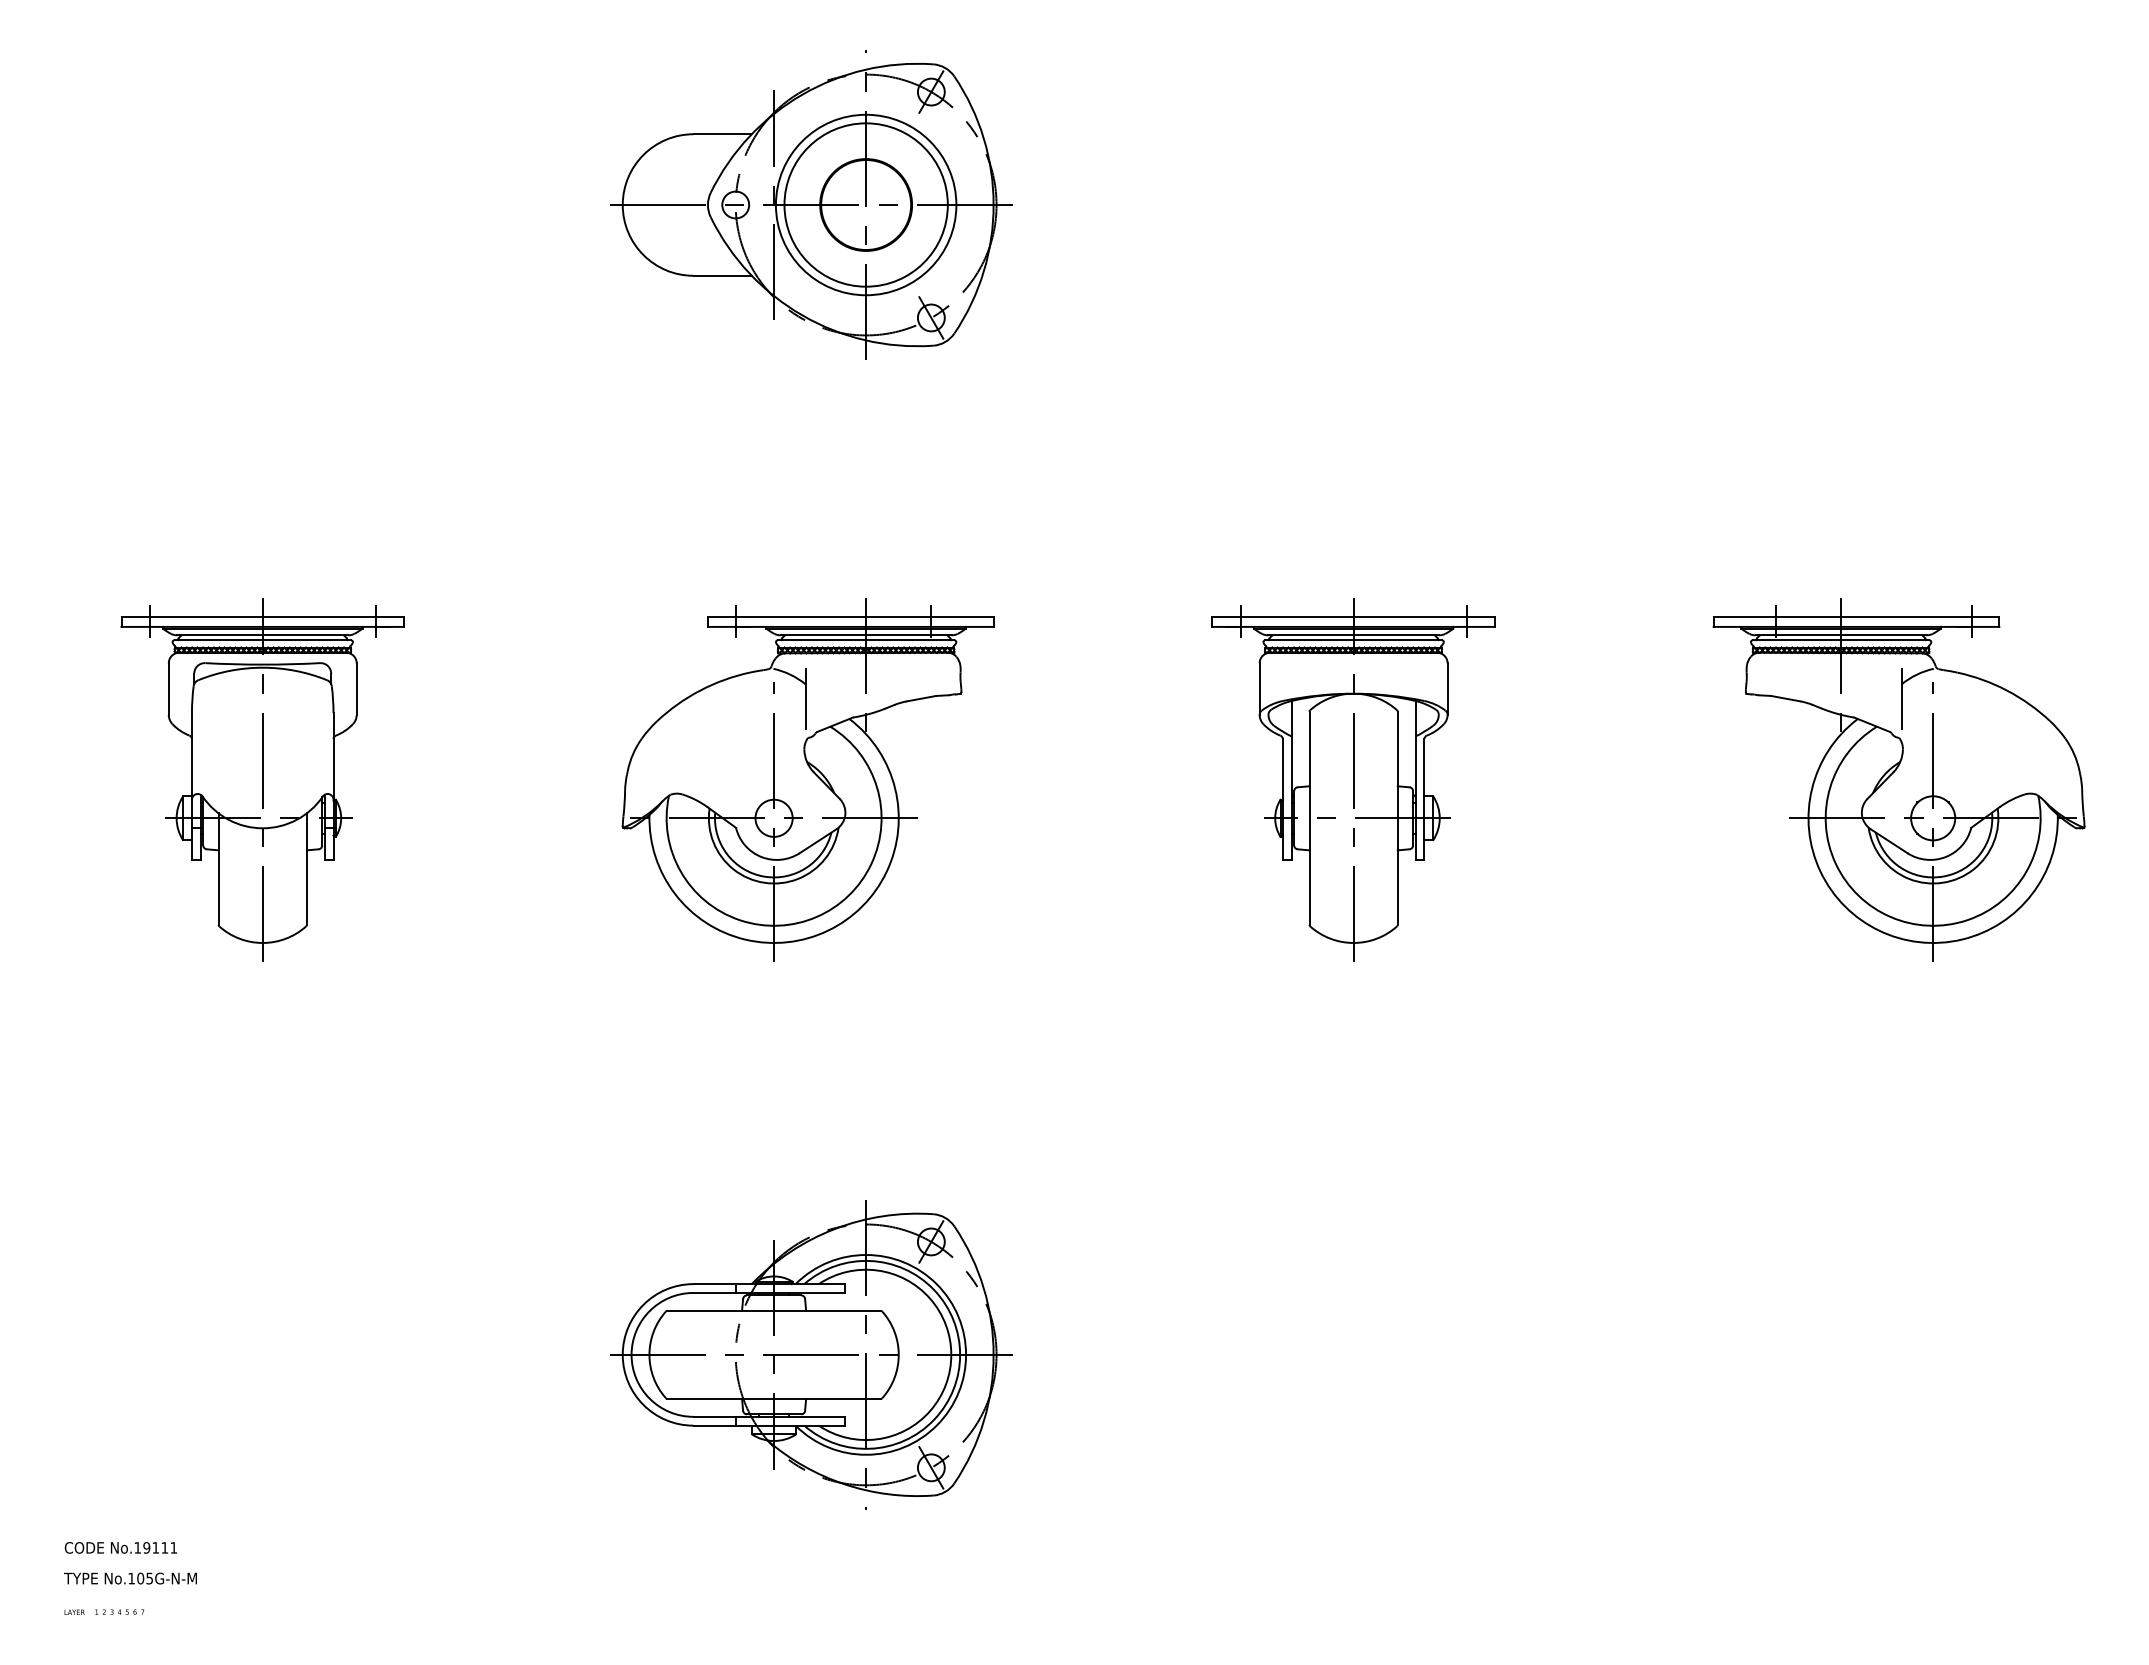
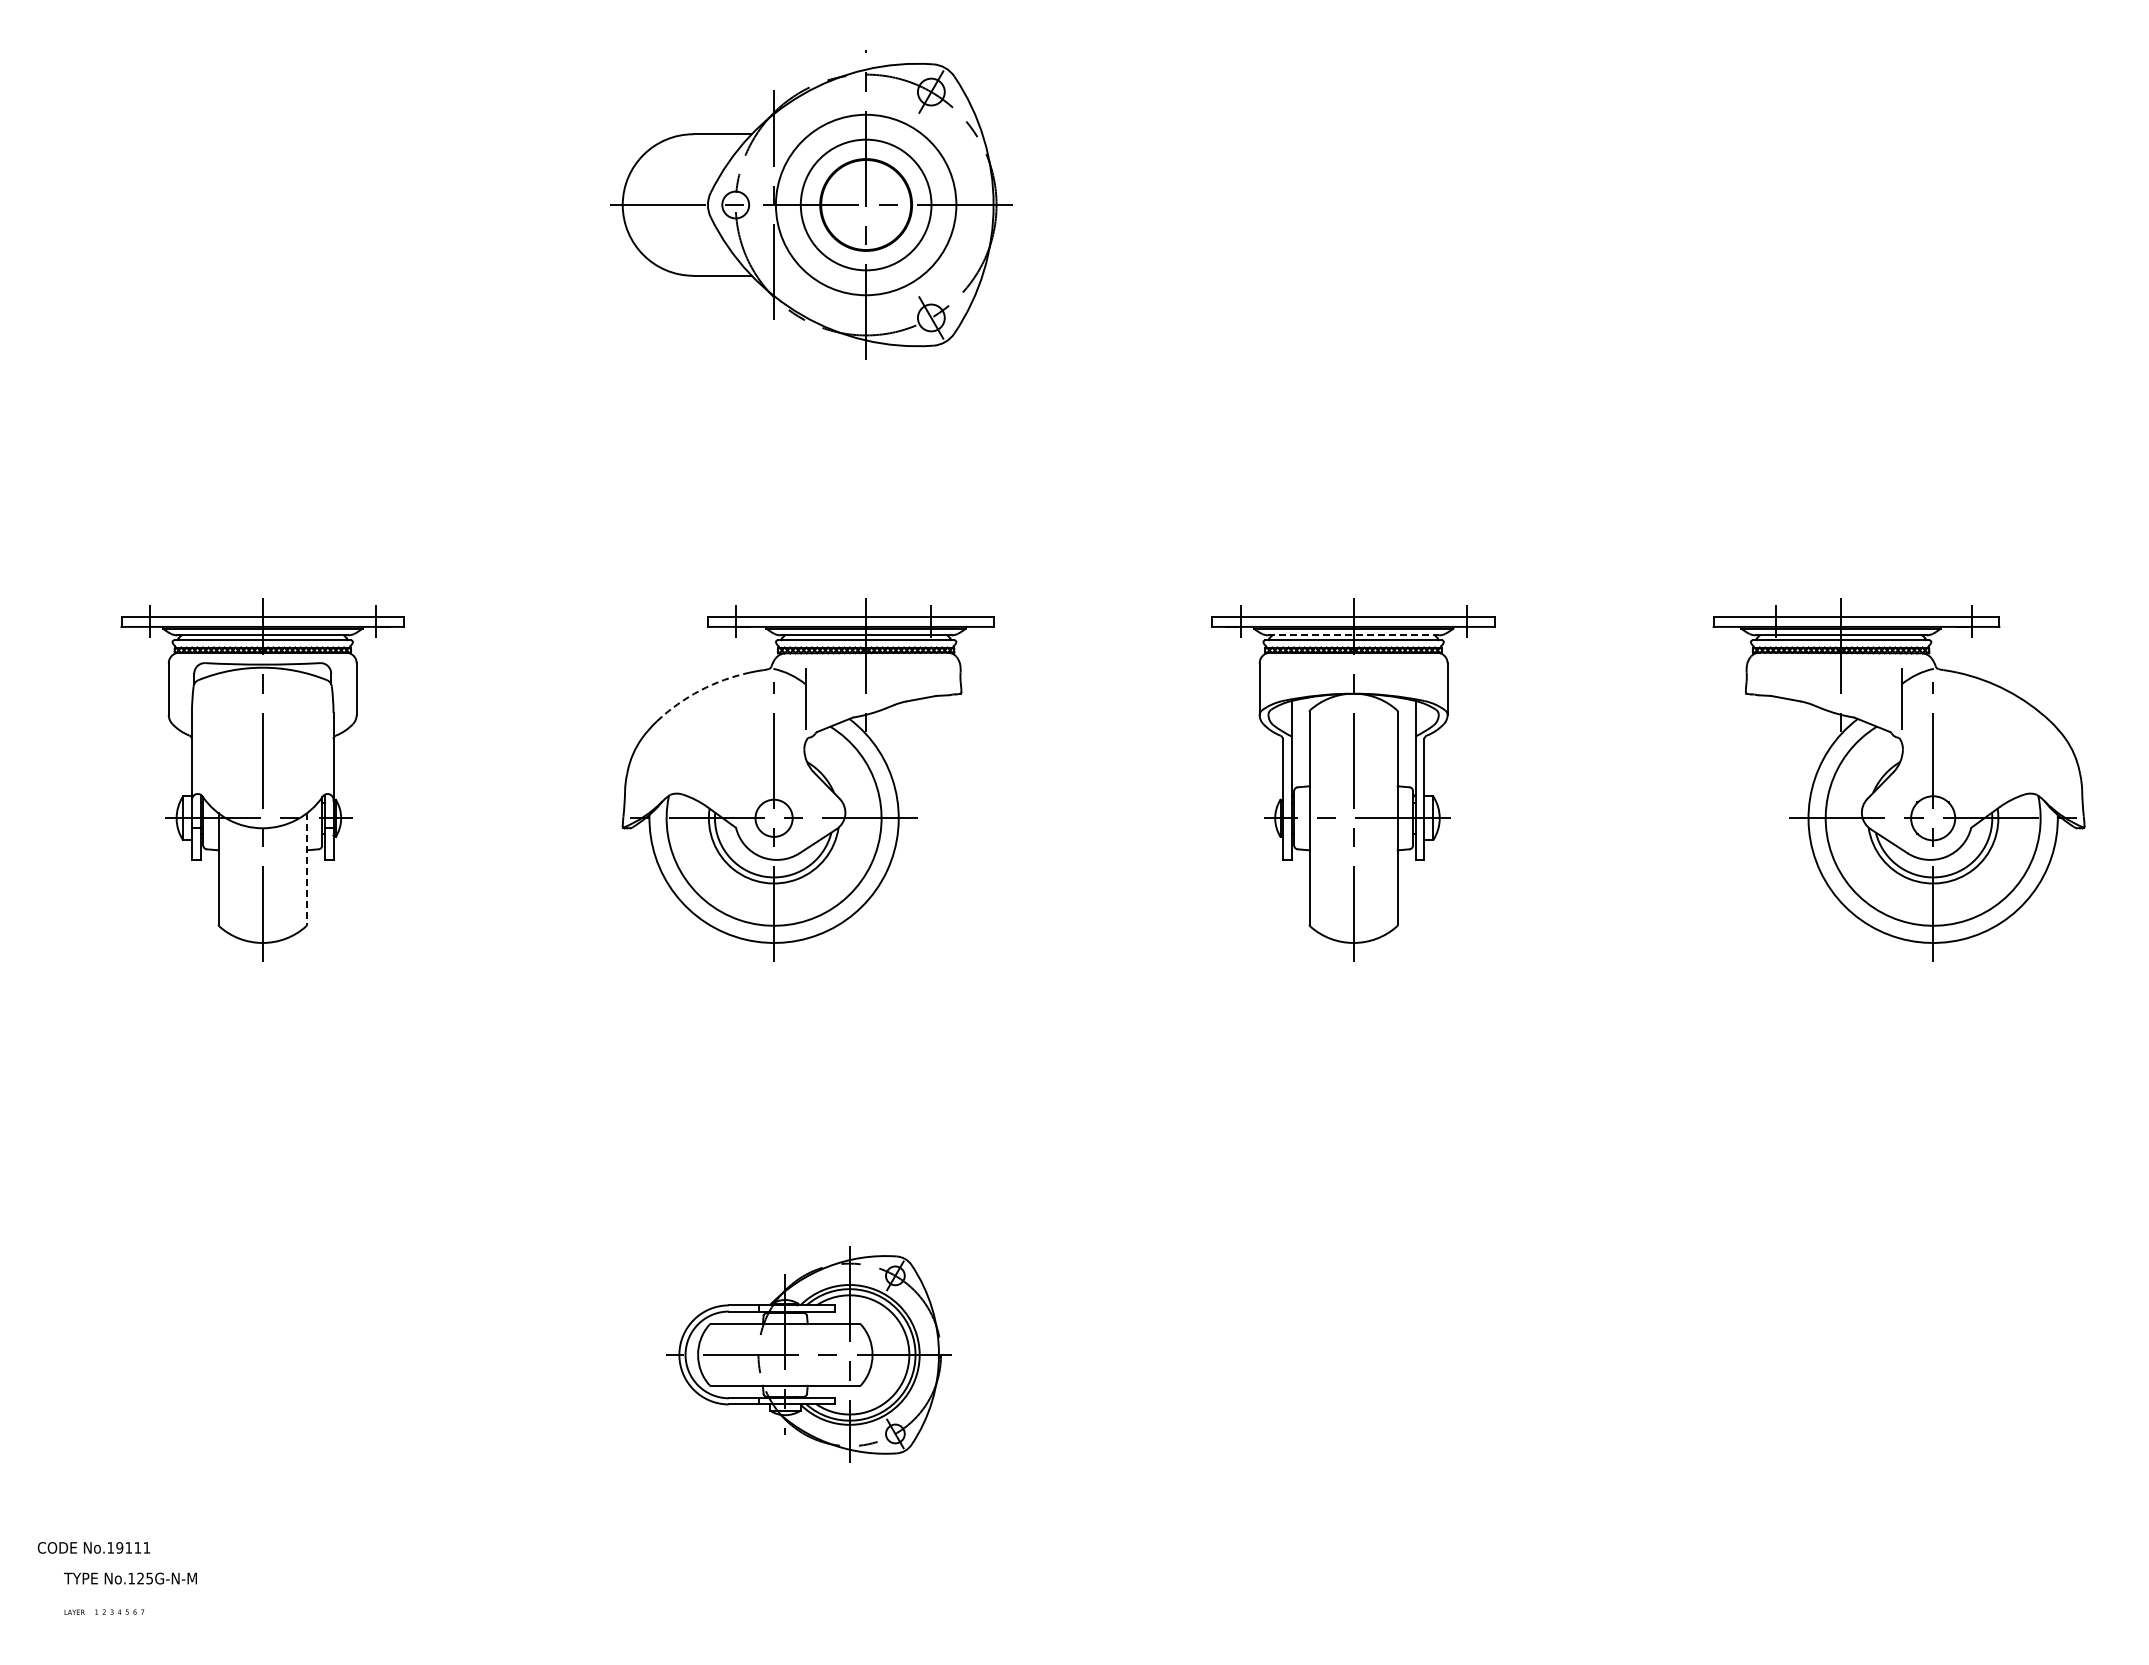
circle diameter: 163 px -> 131 px (865, 204)
line: solid -> dashed (1354, 635)
arc: solid -> dashed (700, 690)
line: solid -> dashed (306, 869)
part size: 403x310 px -> 286x217 px (808, 1354)
text position: (120, 1547) -> (93, 1547) (93, 1547)
text: No.105G-N-M -> No.125G-N-M (140, 1578)
